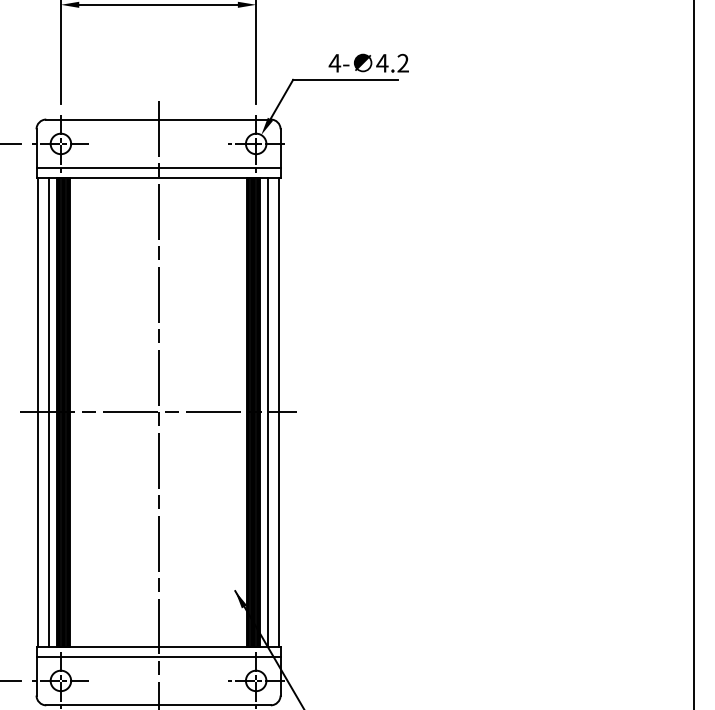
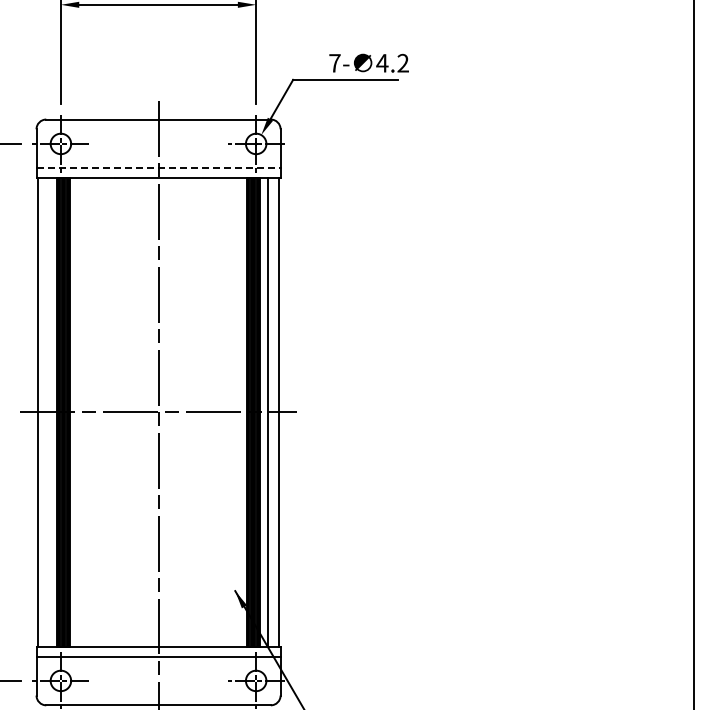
text: 4- -> 7- (334, 63)
line: solid -> dashed (159, 168)
line: present -> none (48, 412)
